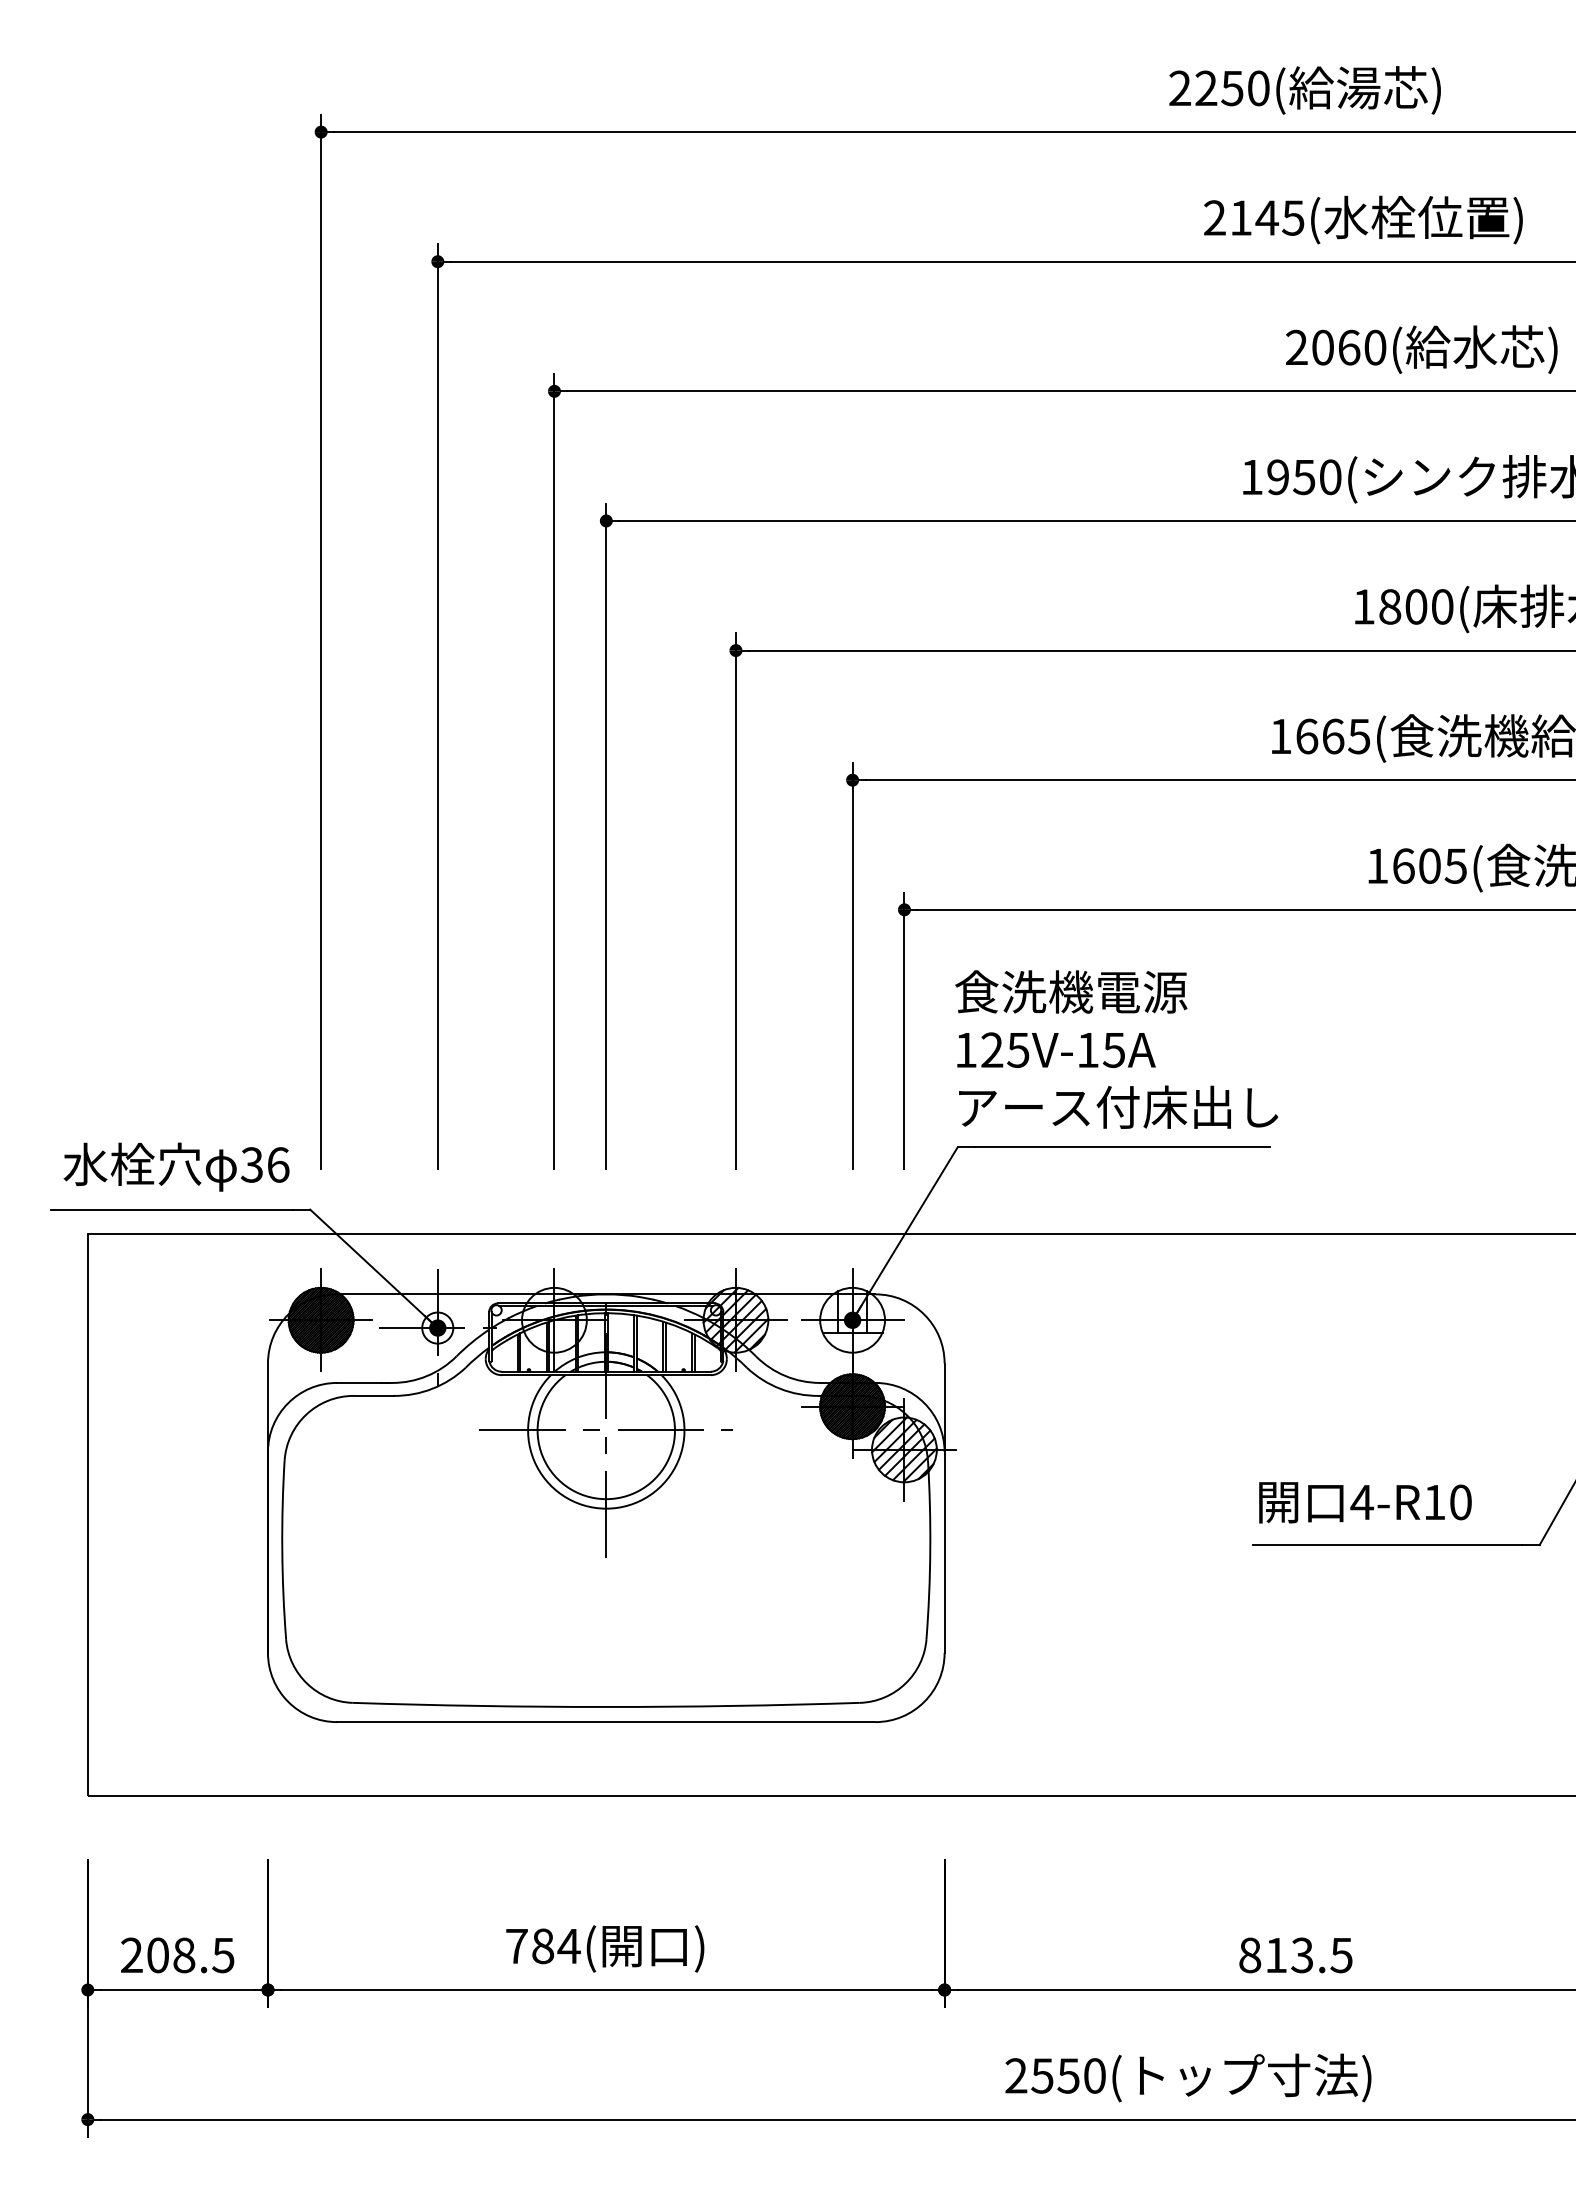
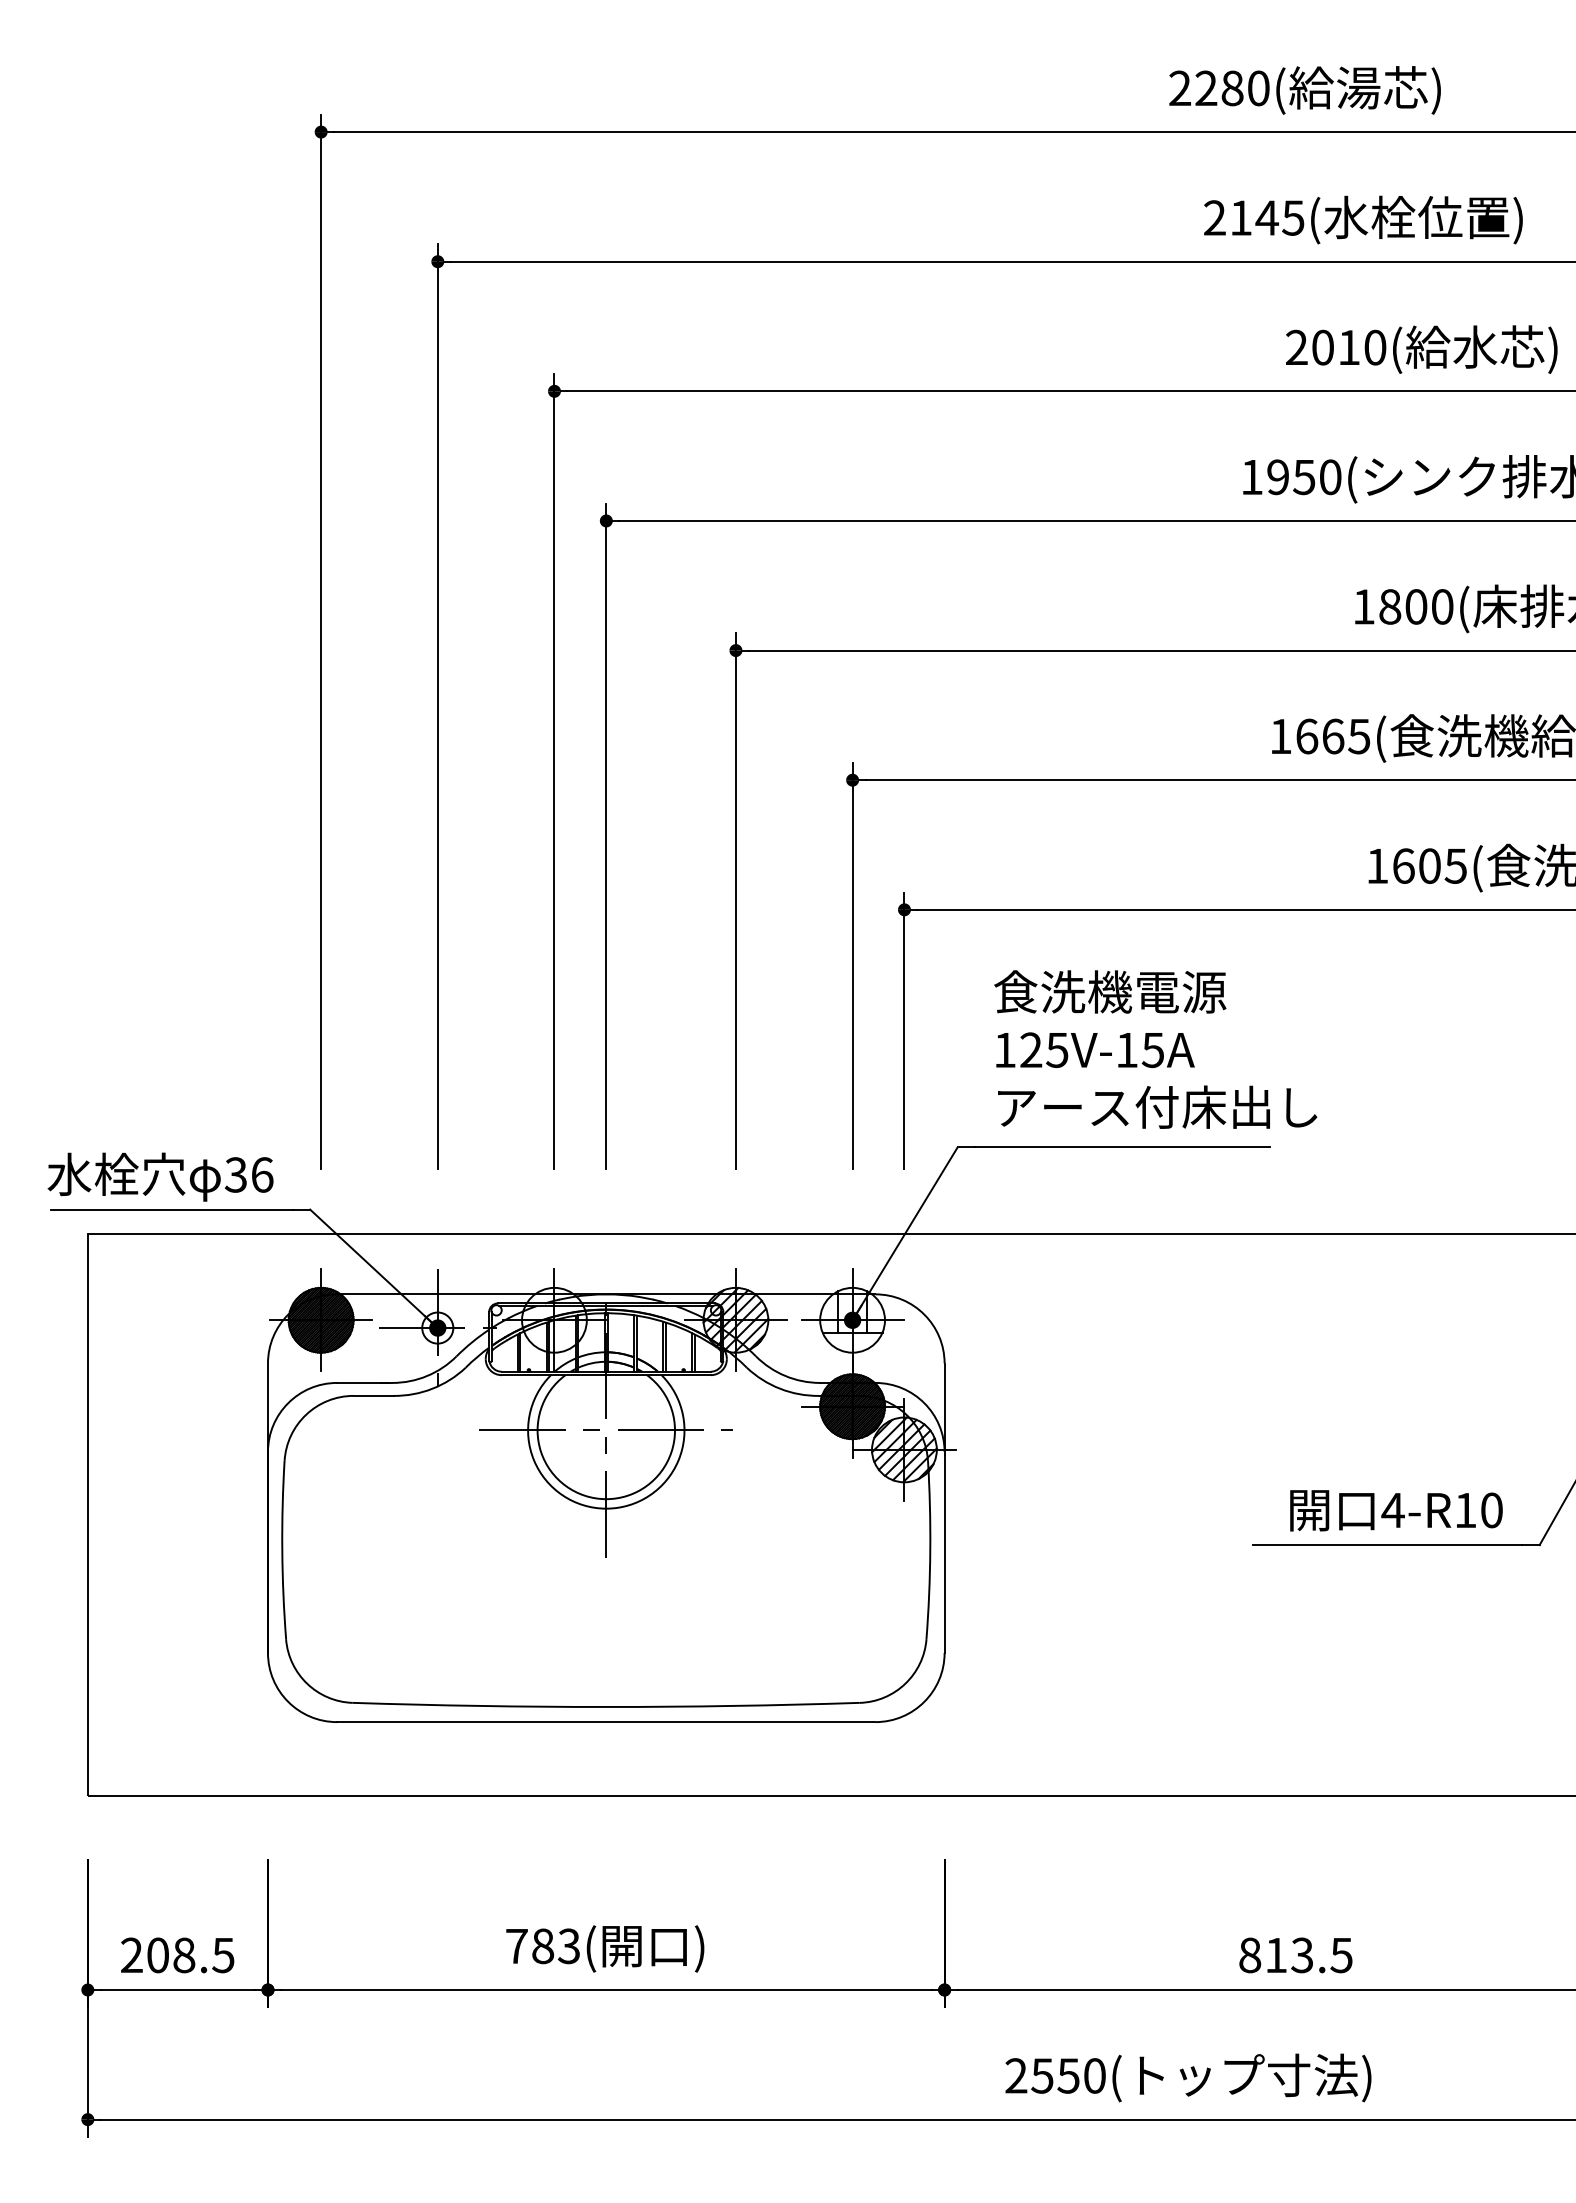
text: 2250 -> 2280 (1232, 88)
text: 2060 -> 2010 (1349, 347)
text position: (1116, 1049) -> (1155, 1049) (1155, 1049)
text position: (176, 1166) -> (160, 1176) (160, 1176)
text position: (1365, 1502) -> (1396, 1510) (1396, 1510)
text: 784( -> 783( (568, 1946)
